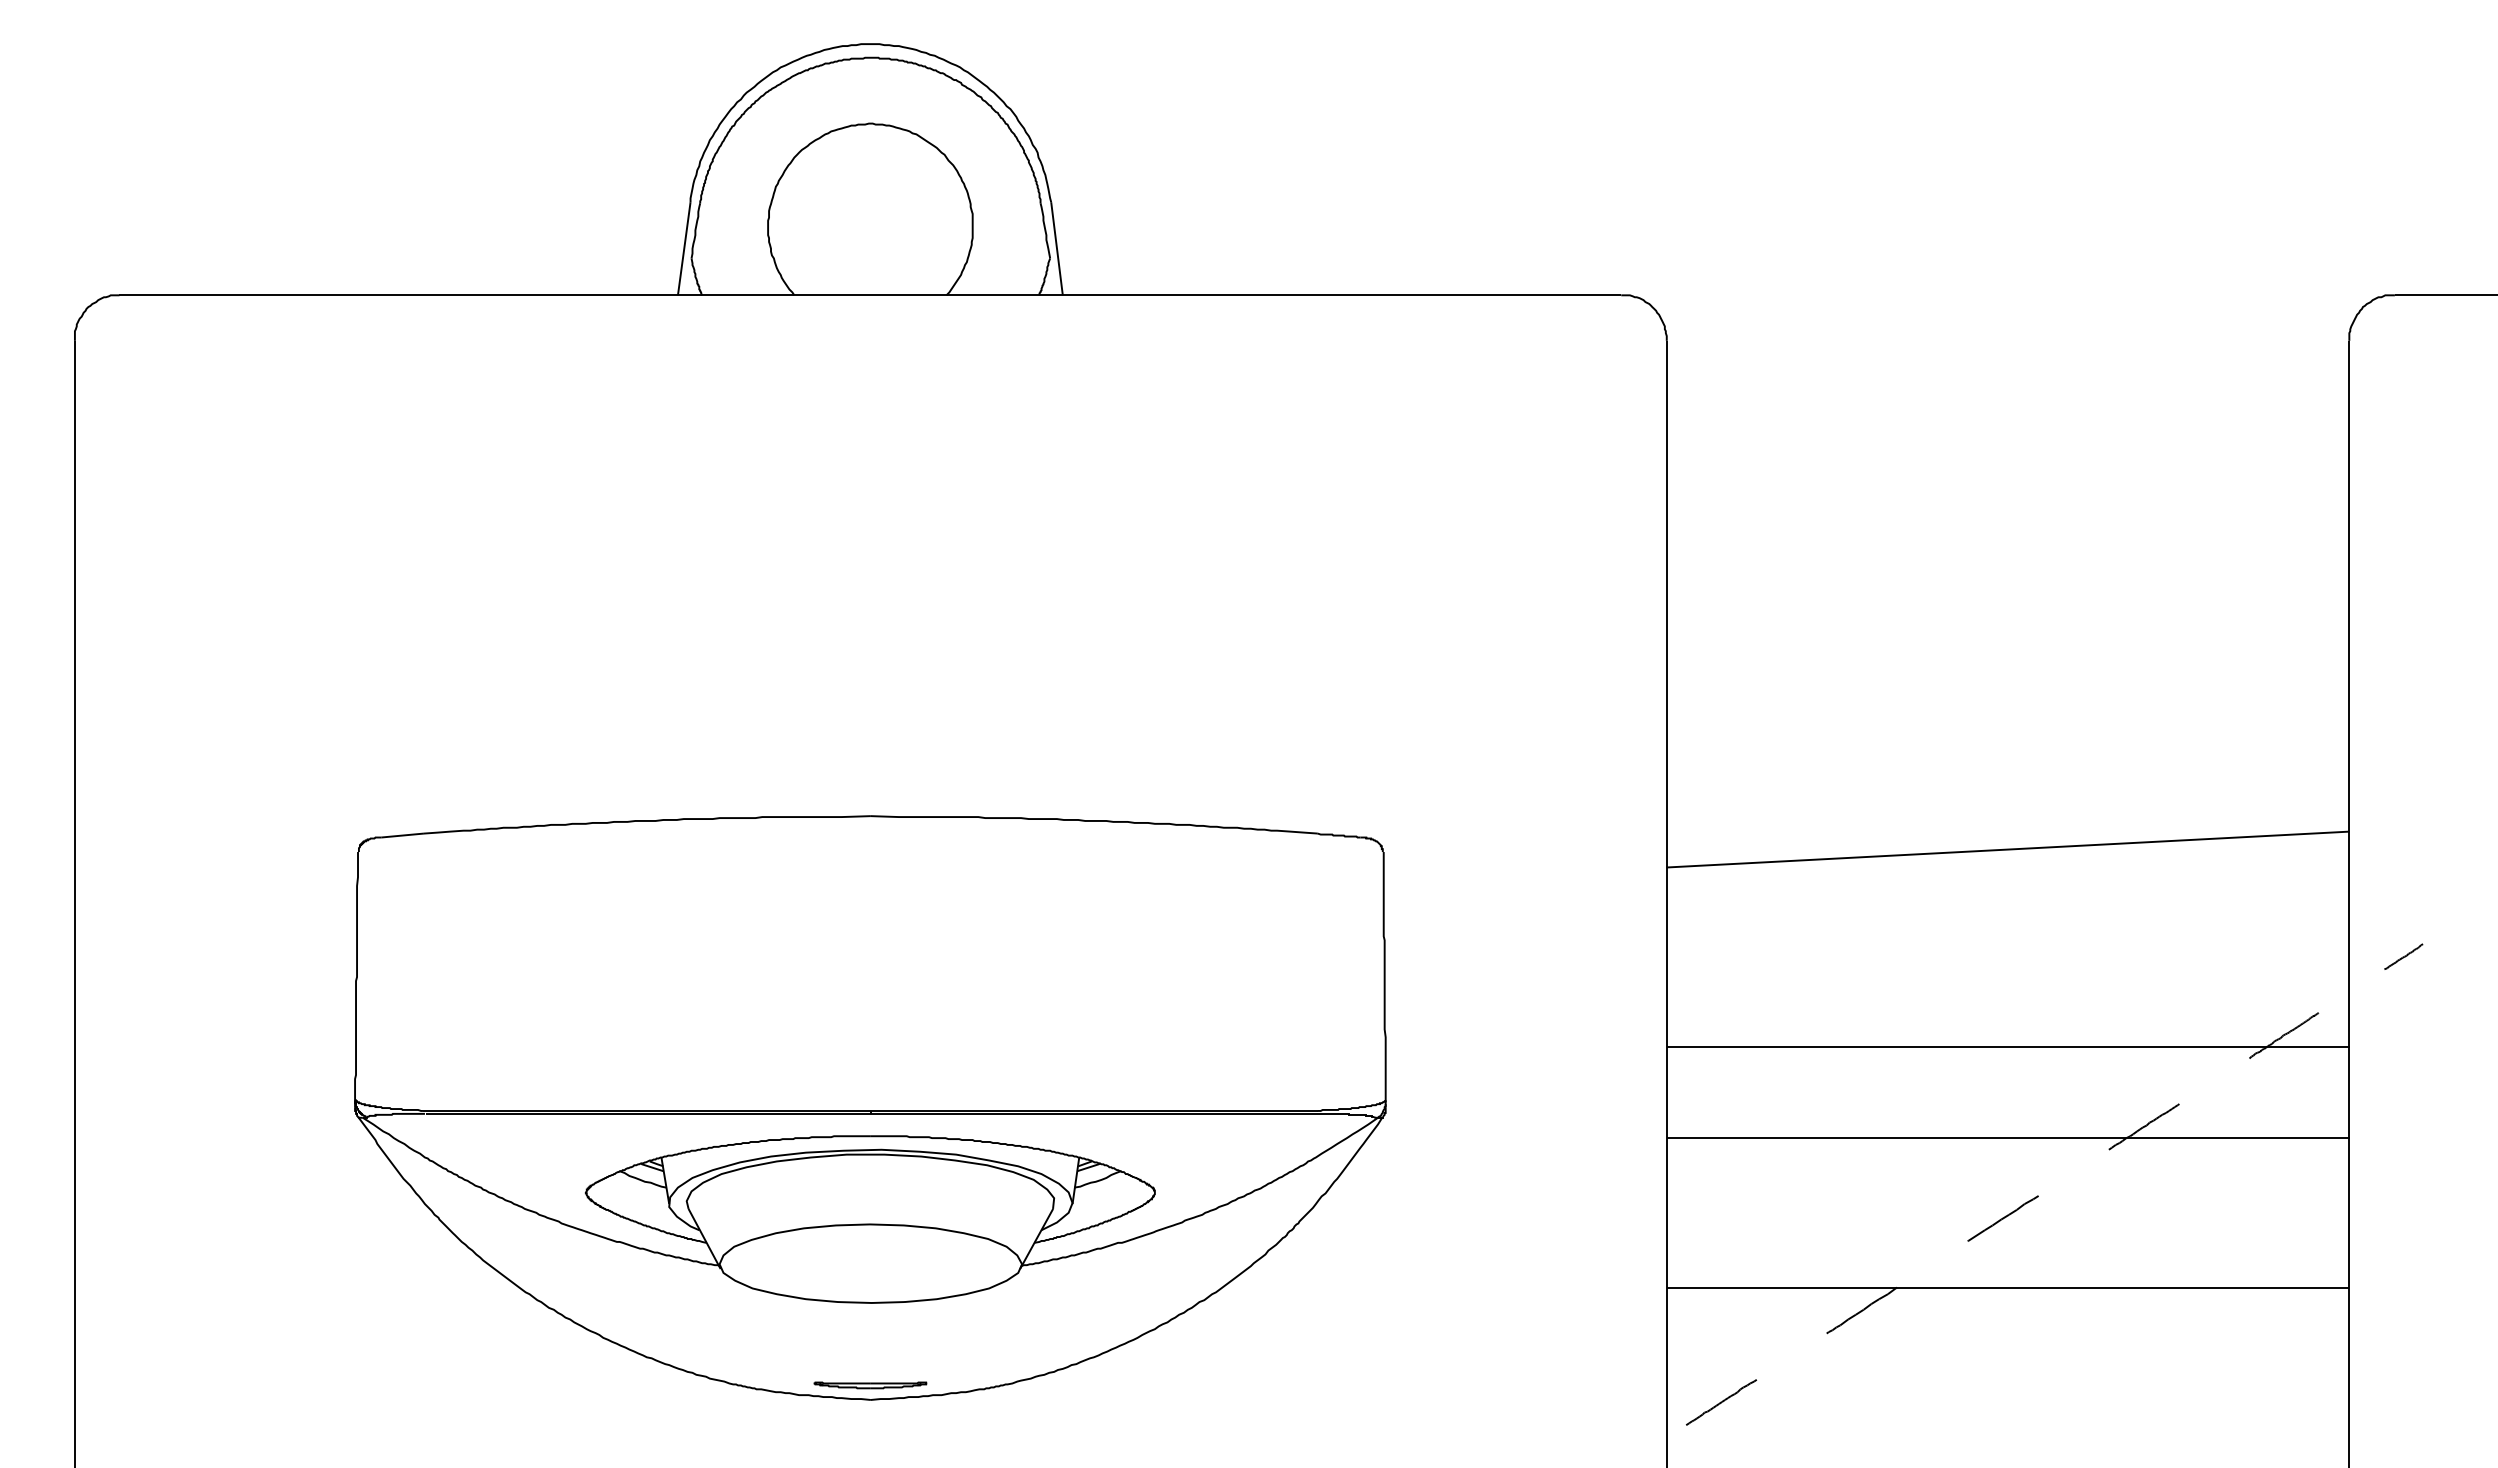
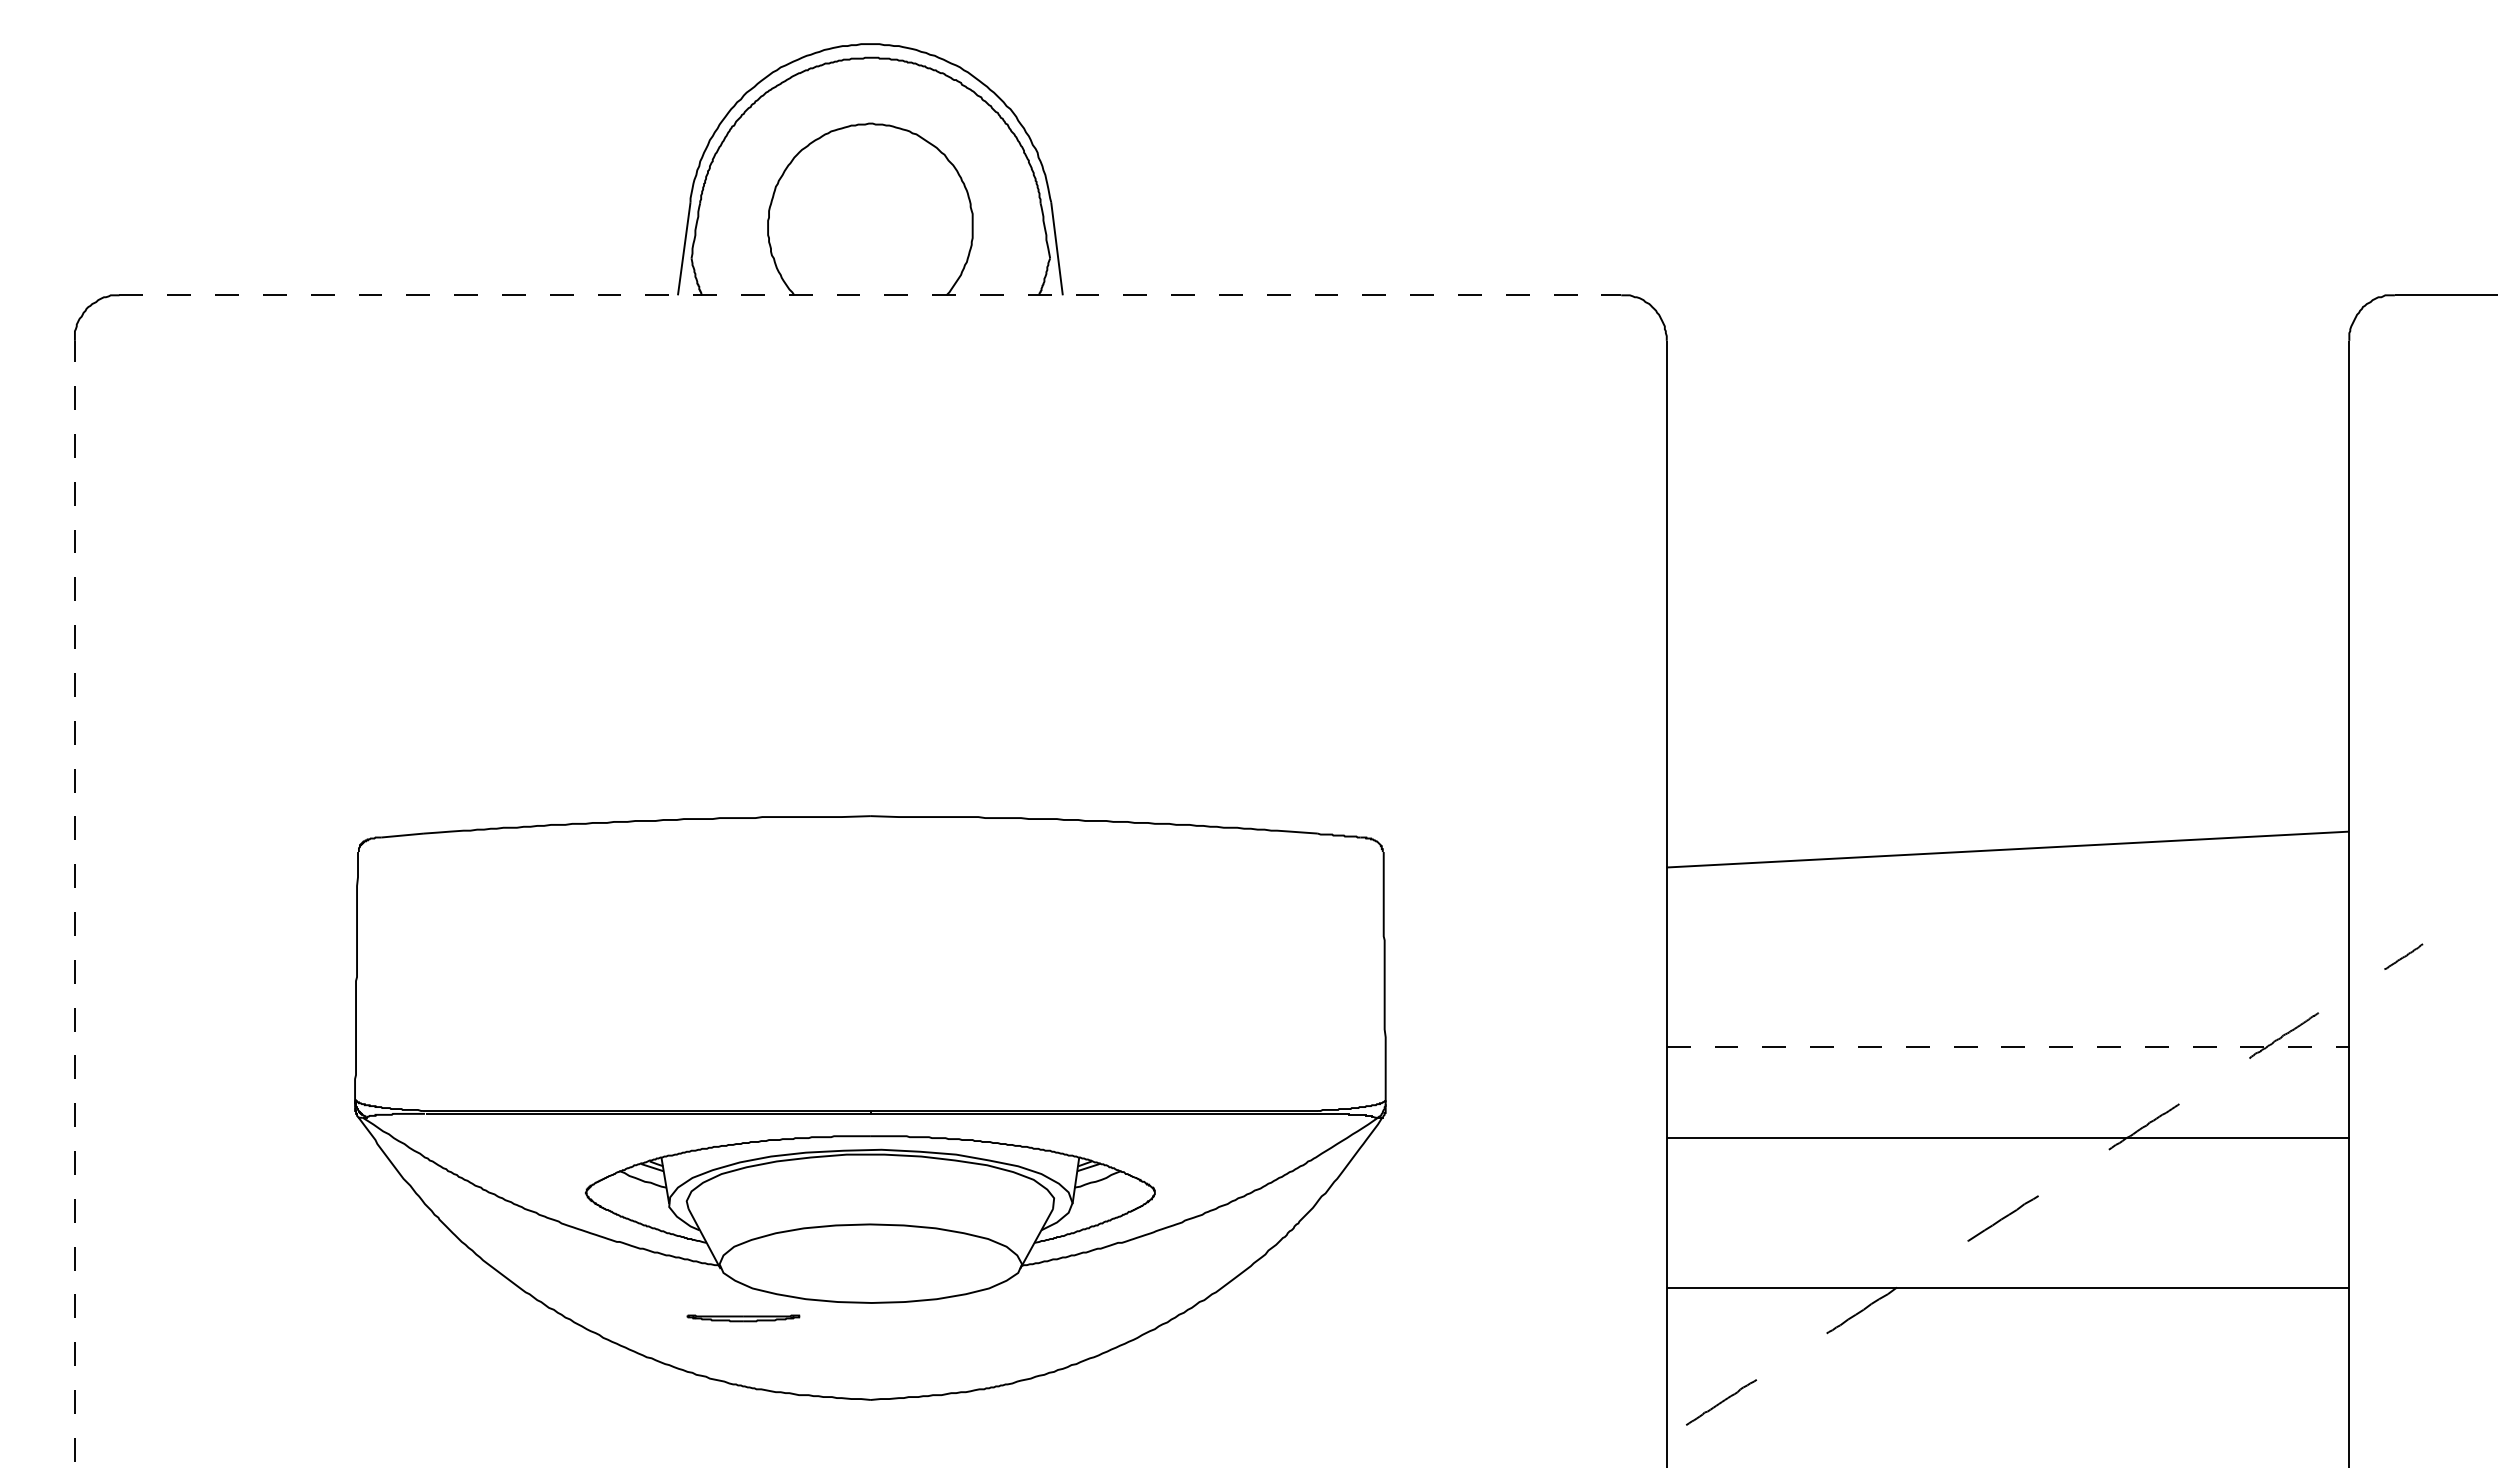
line: solid -> dashed (870, 295)
line: solid -> dashed (74, 903)
line: solid -> dashed (2008, 1046)
part position: (870, 1385) -> (743, 1318) (743, 1318)
